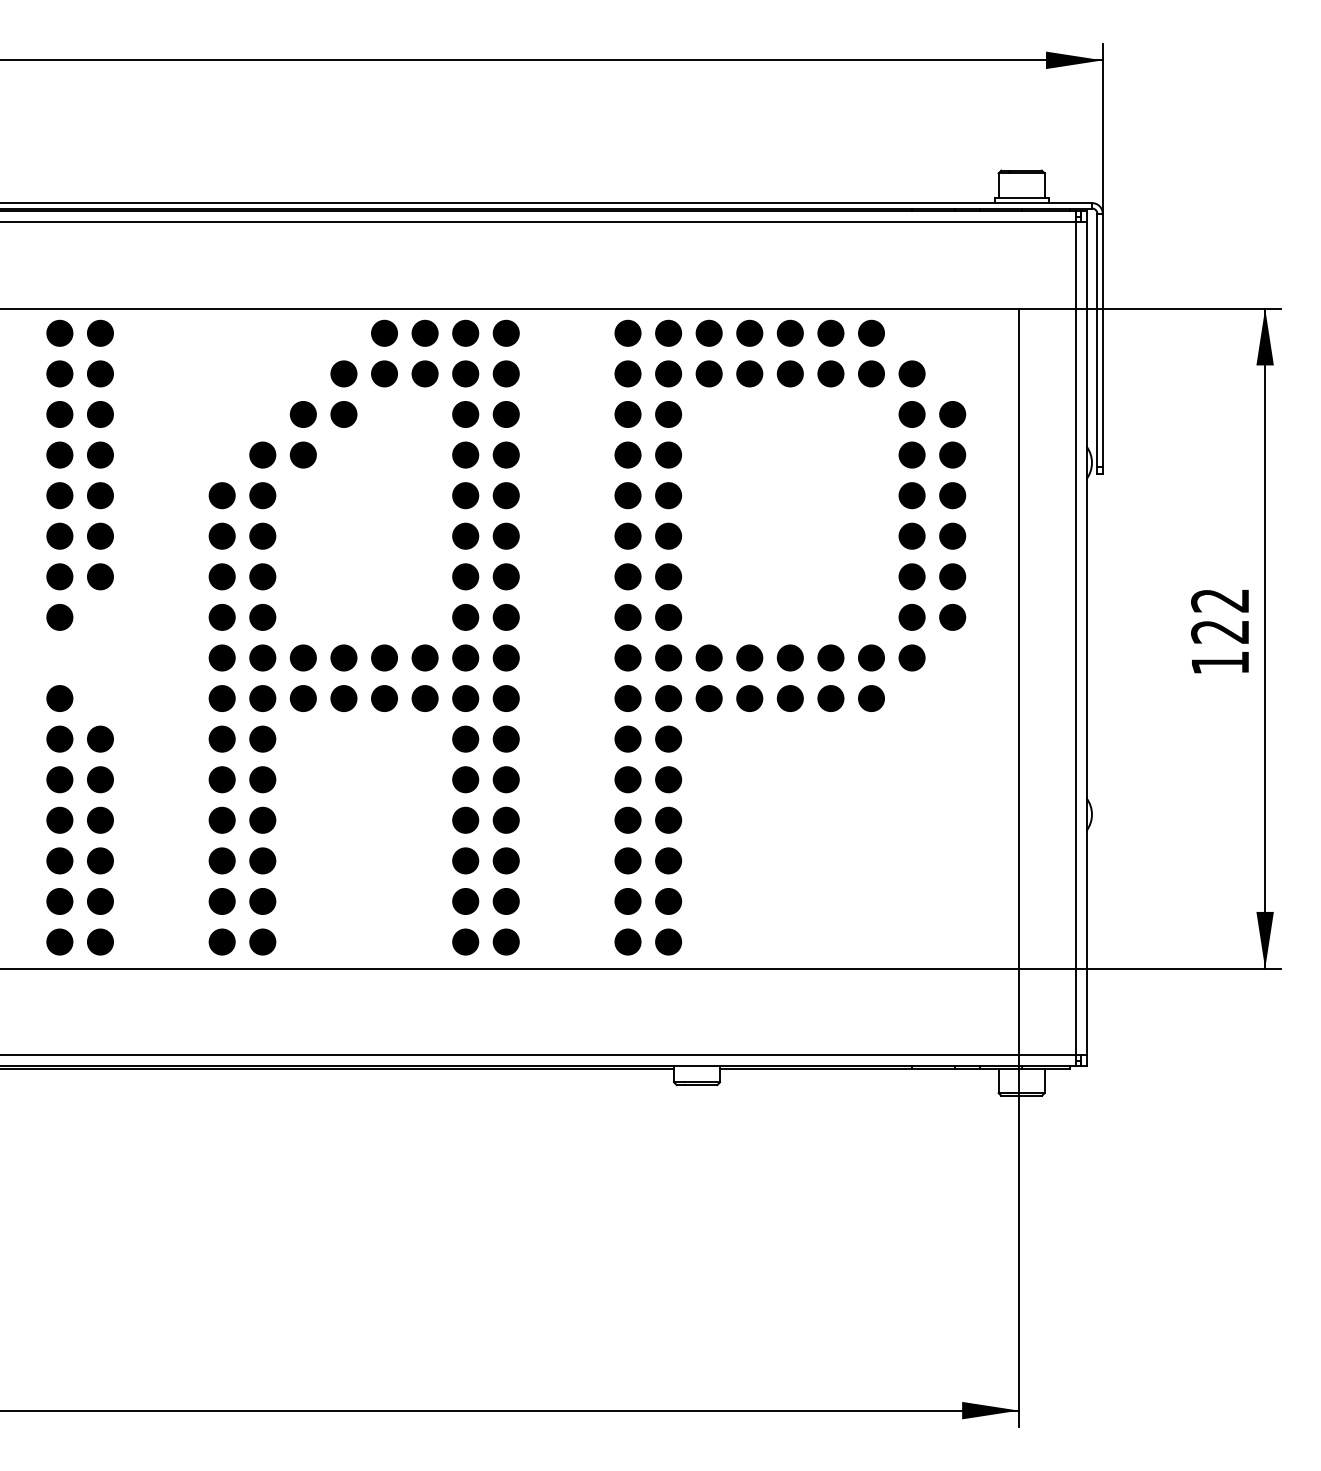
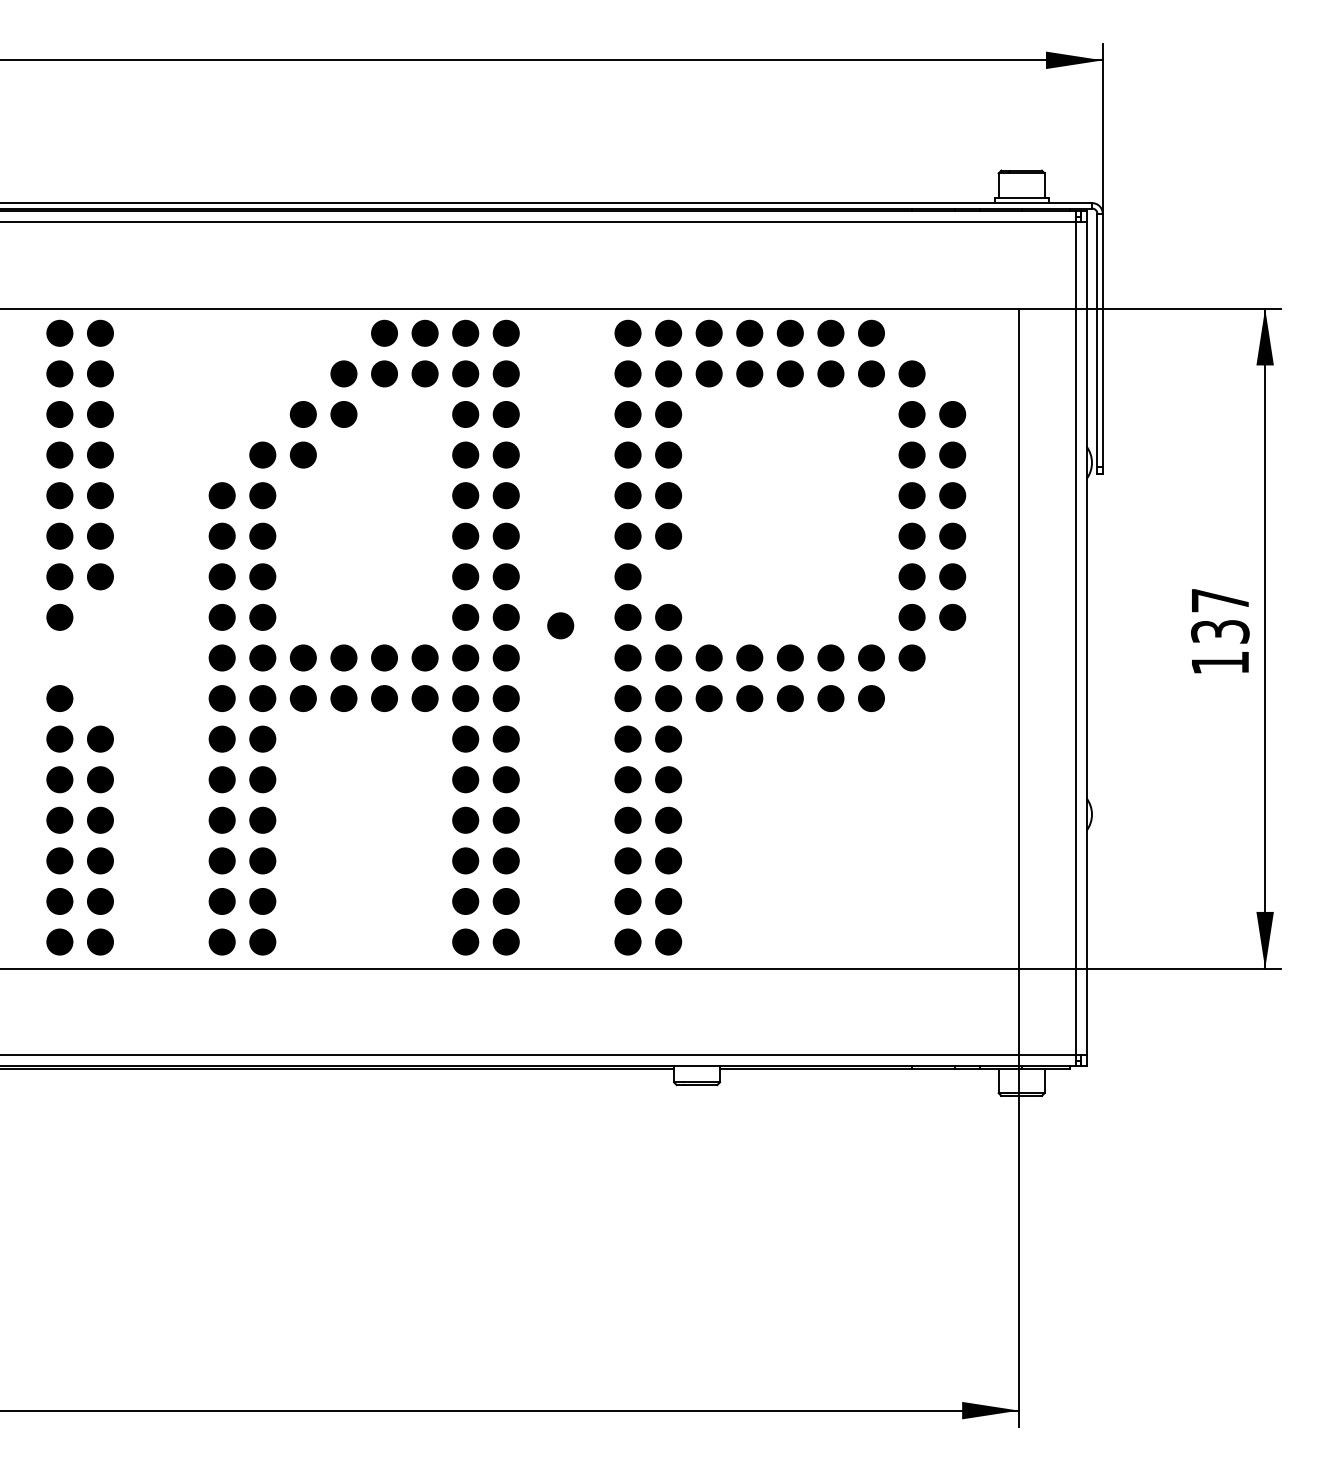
fill: present -> none (668, 576)
text: 122 -> 137 (1220, 616)
part: none -> present (560, 625)
